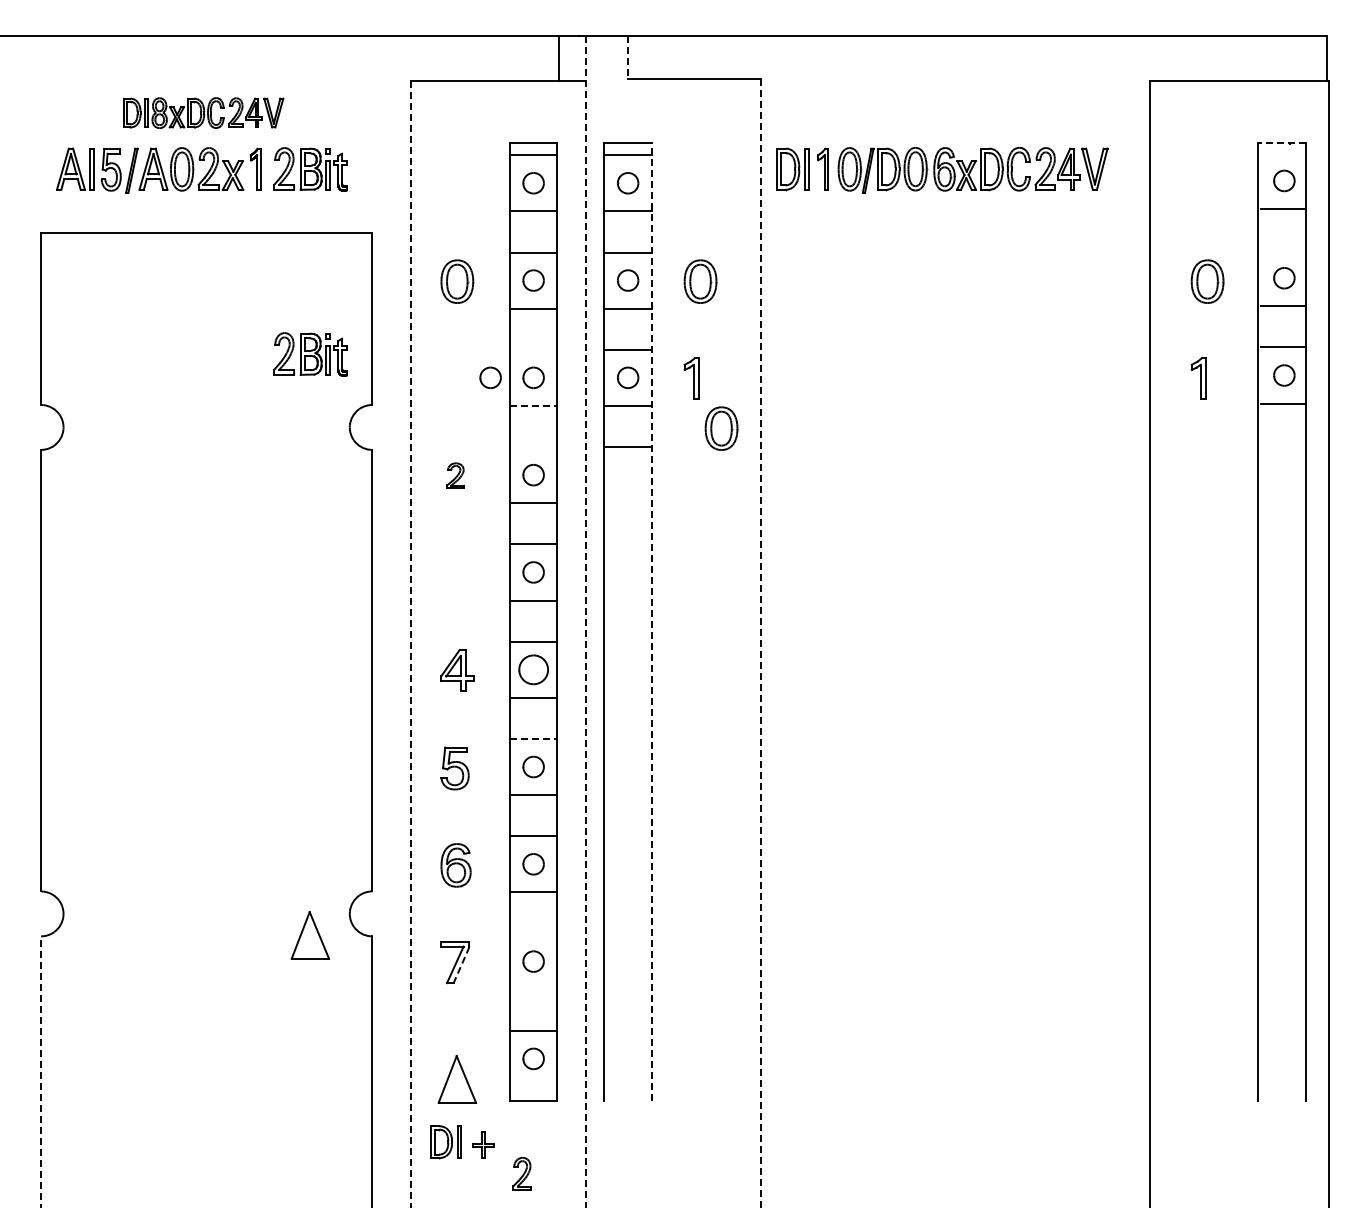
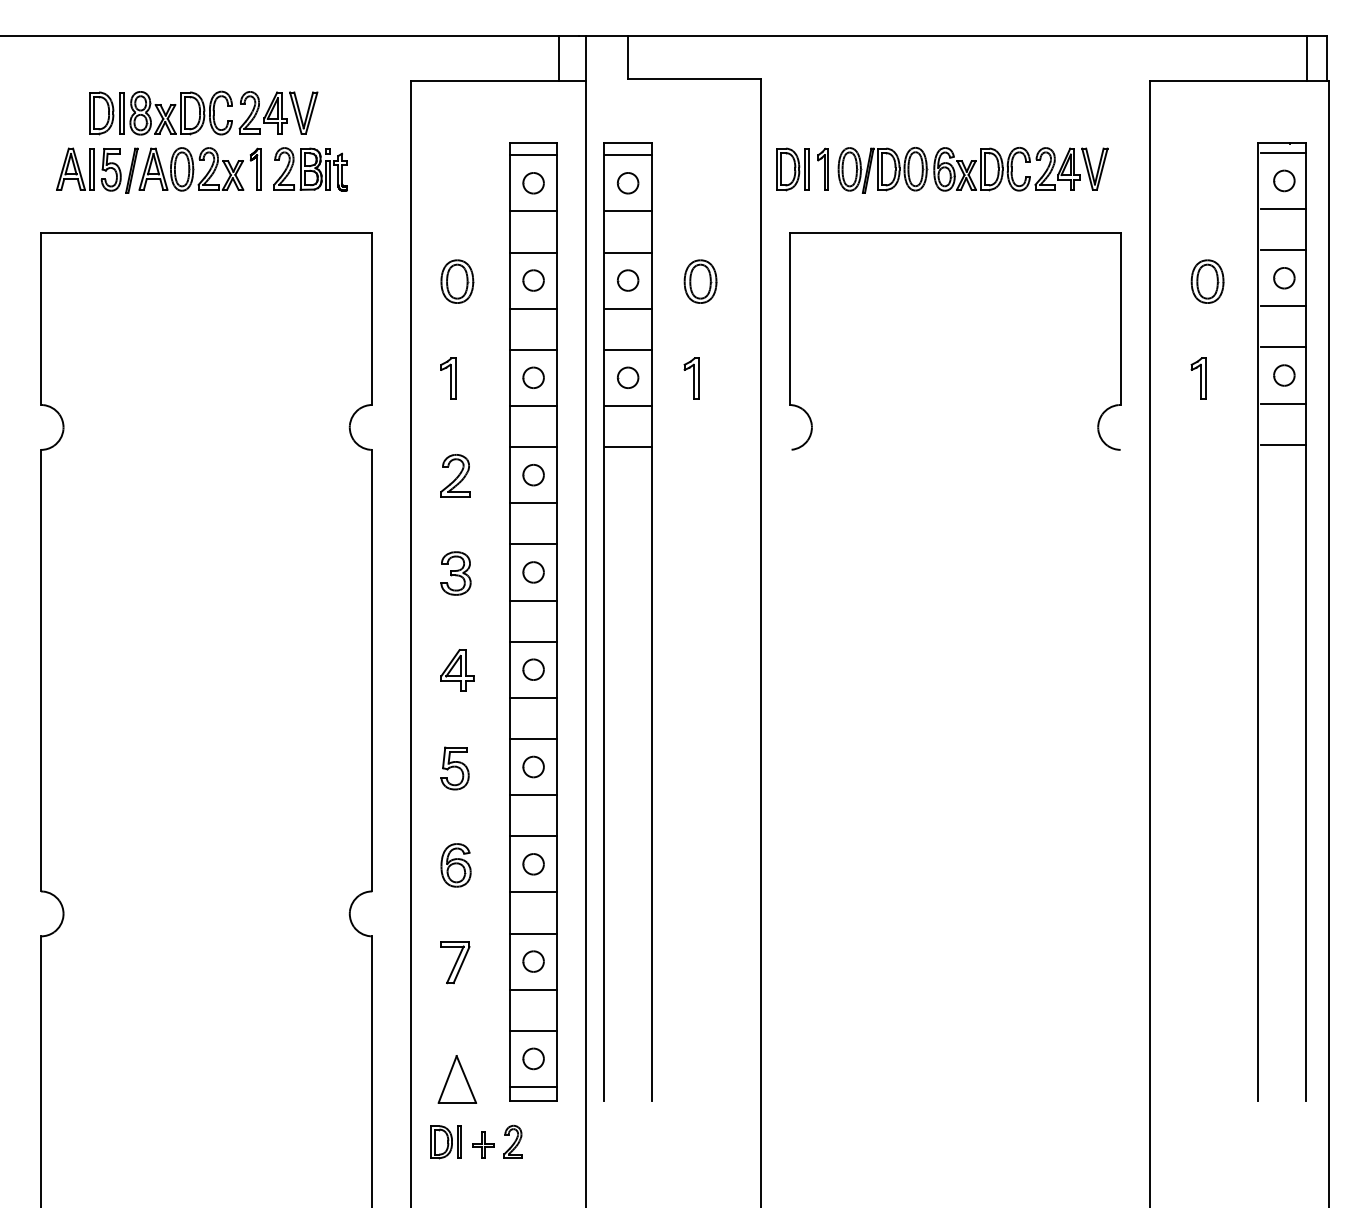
line: dashed -> solid (627, 57)
line: none -> present (1307, 58)
part size: 162x32 px -> 230x46 px (203, 112)
line: dashed -> solid (1282, 143)
line: none -> present (1282, 152)
part: none -> present (955, 233)
line: none -> present (1282, 250)
line: none -> present (533, 349)
part: present -> none (310, 354)
part: present -> none (490, 377)
part: none -> present (448, 378)
line: dashed -> solid (533, 405)
part: present -> none (721, 428)
line: none -> present (1282, 444)
line: none -> present (533, 447)
part size: 19x27 px -> 31x44 px (455, 475)
part: none -> present (455, 573)
line: dashed -> solid (586, 621)
line: dashed -> solid (651, 622)
line: dashed -> solid (760, 643)
line: dashed -> solid (410, 644)
part size: 31x32 px -> 23x23 px (533, 669)
line: dashed -> solid (533, 738)
line: none -> present (533, 933)
part: present -> none (310, 935)
line: dashed -> solid (461, 965)
line: none -> present (533, 989)
line: dashed -> solid (41, 1071)
line: none -> present (533, 1086)
part position: (521, 1173) -> (512, 1141) (512, 1141)
